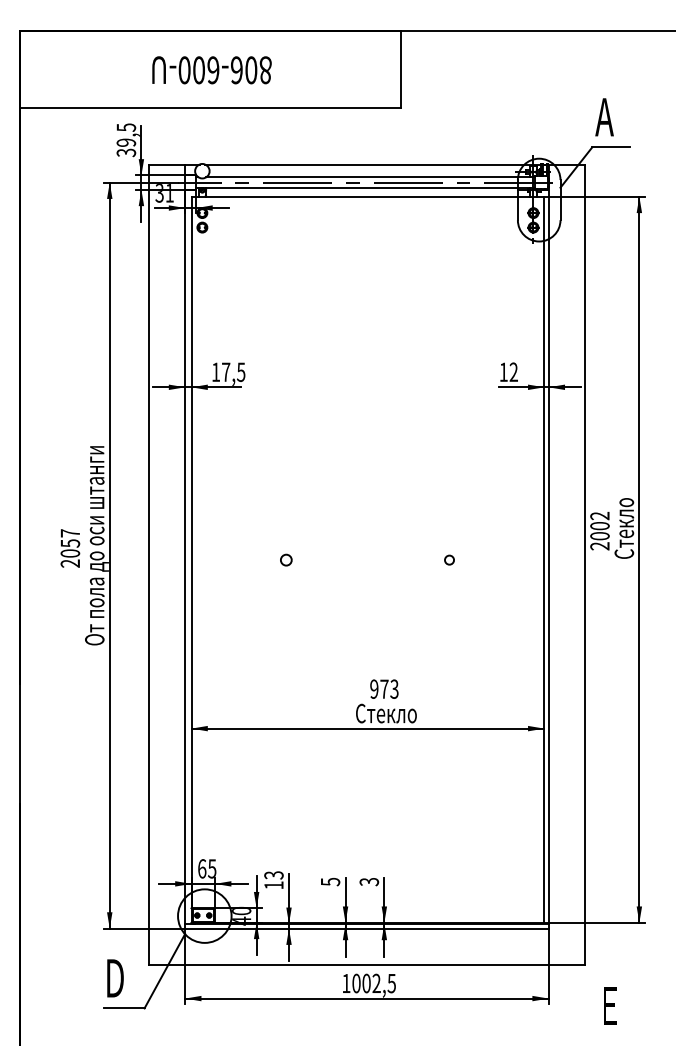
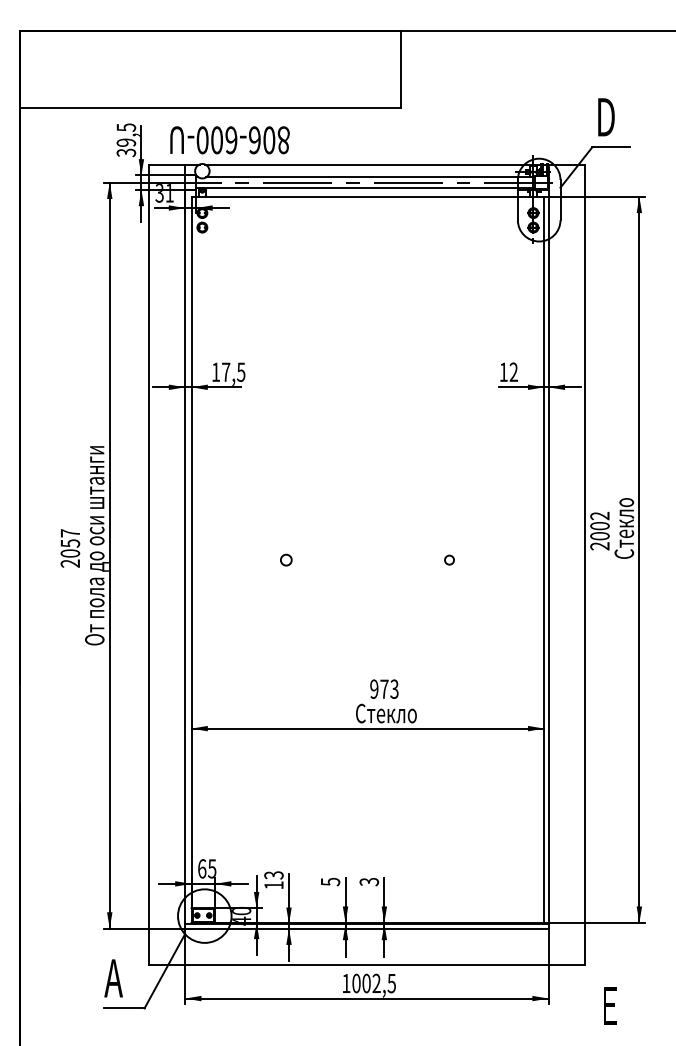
text position: (211, 70) -> (229, 140) (229, 140)
text: A -> D (604, 117)
text: D -> A (113, 978)
